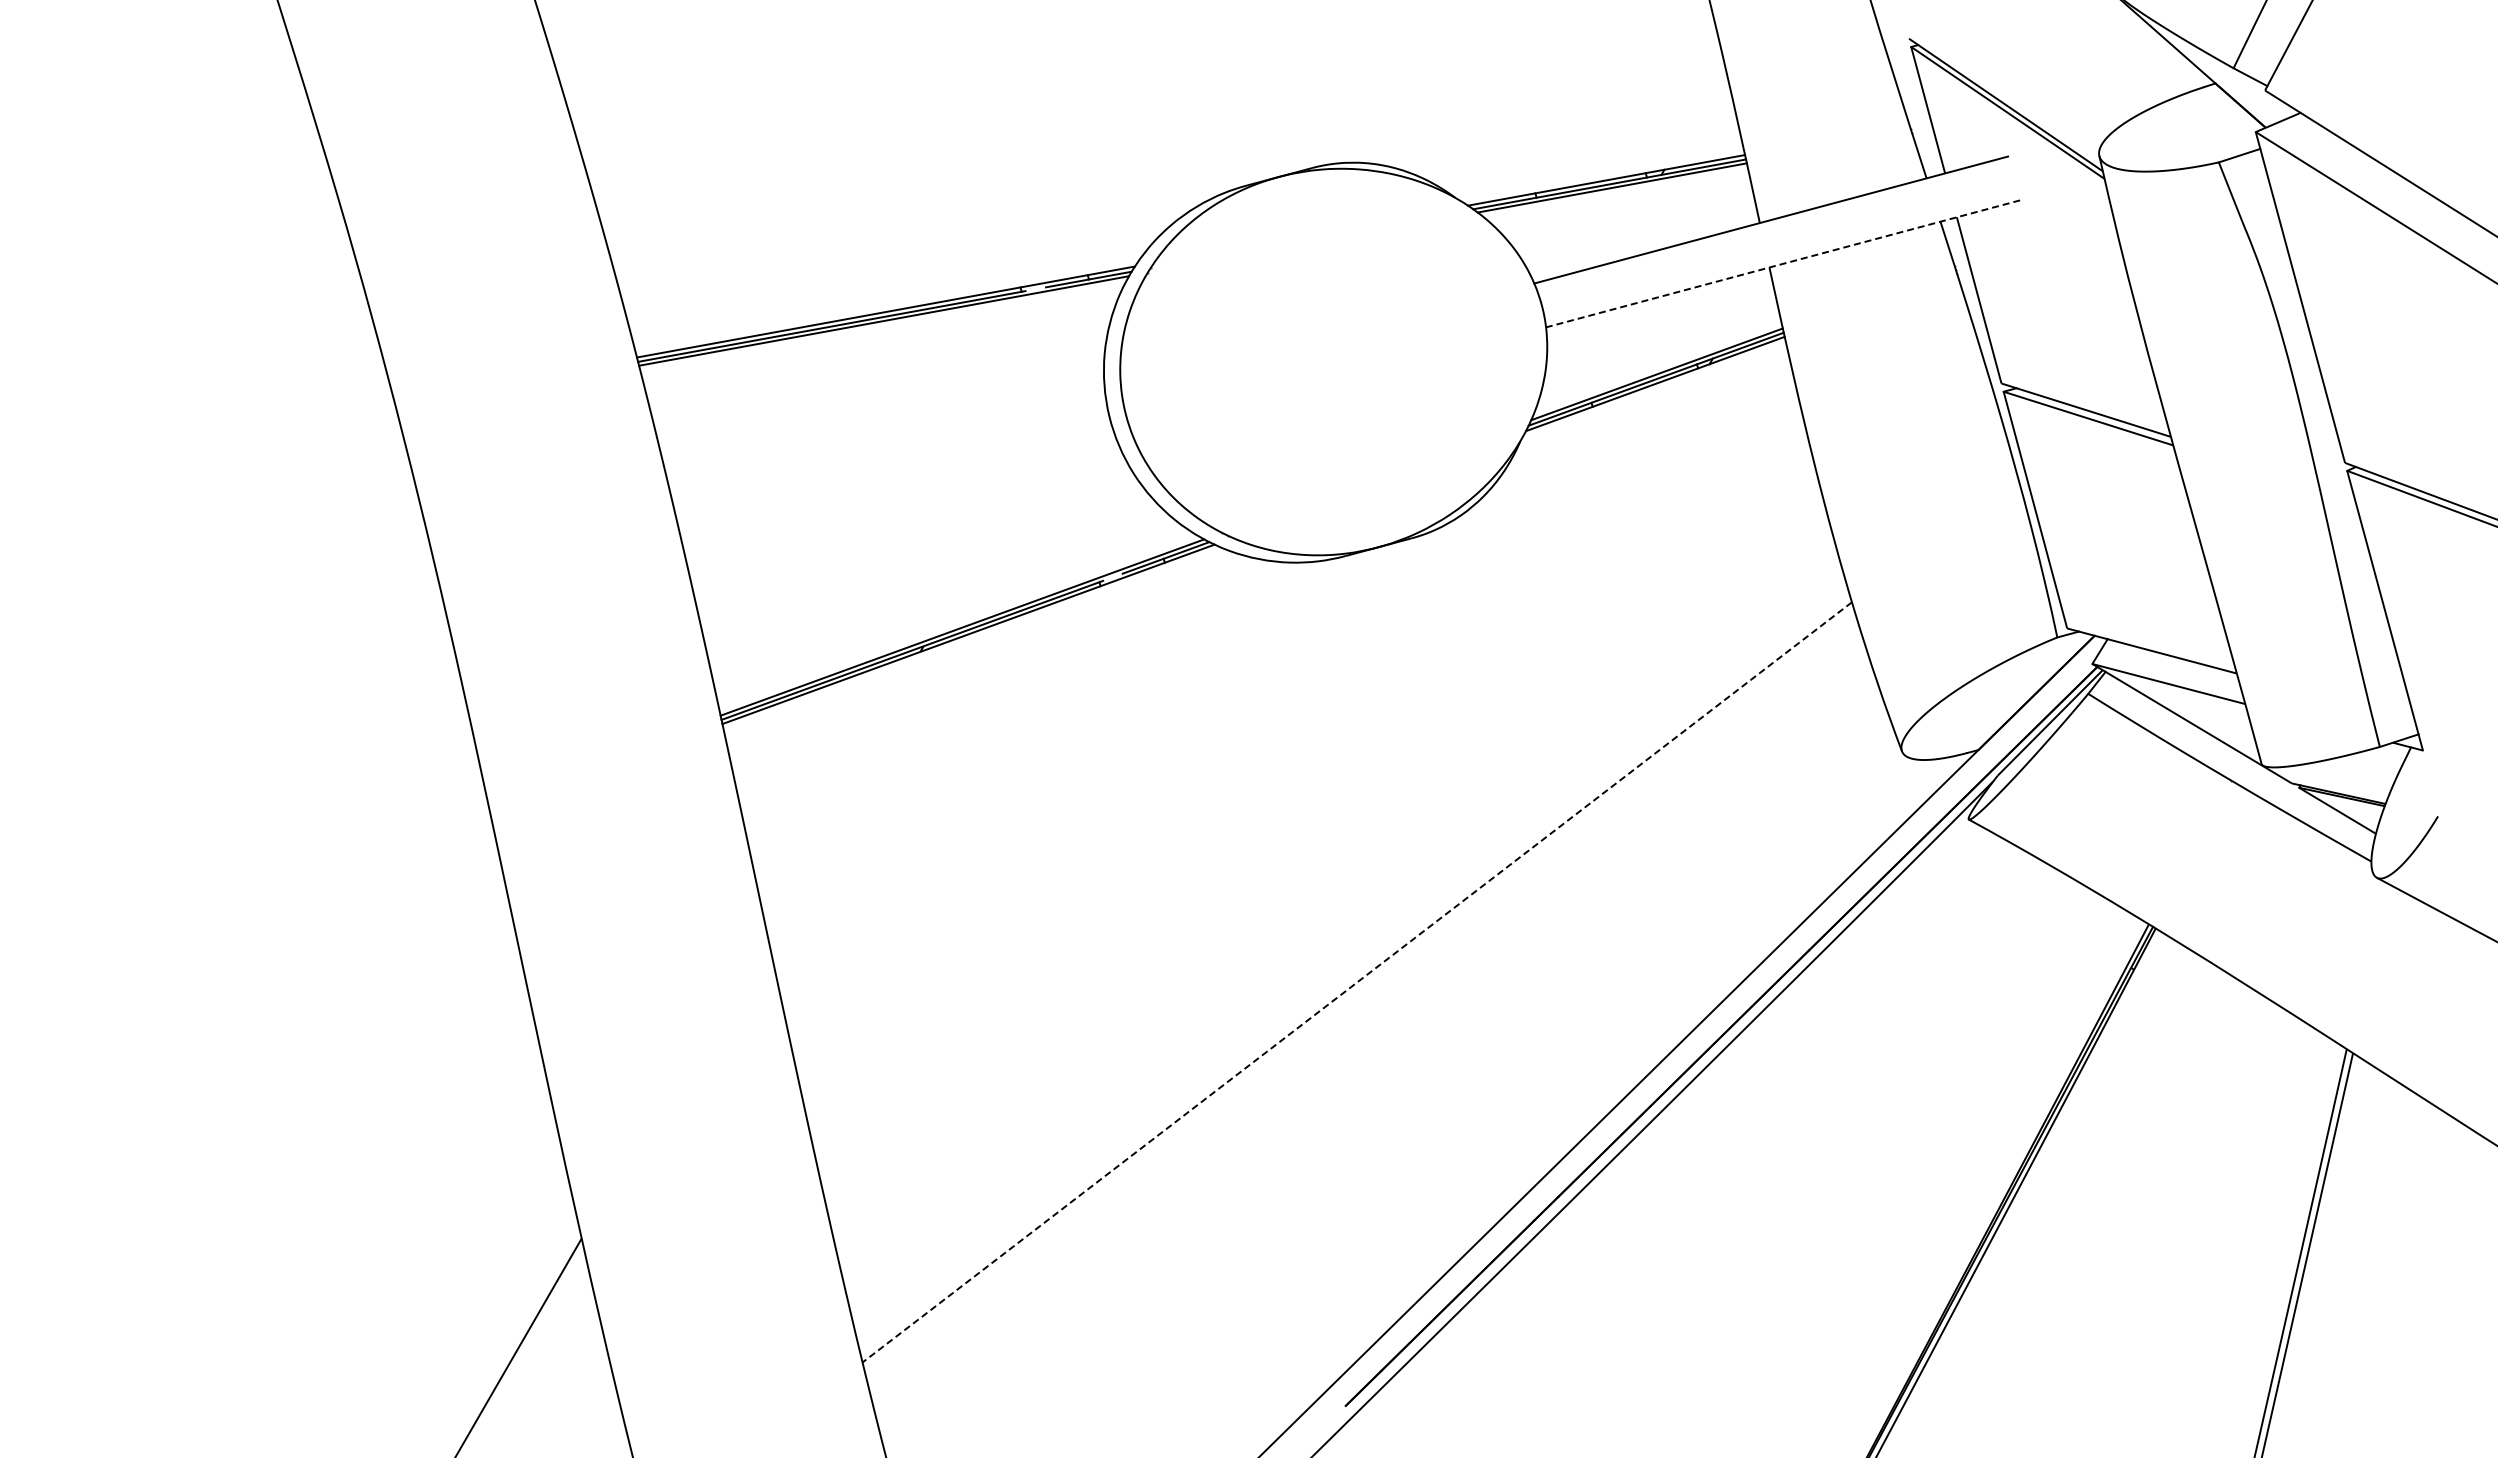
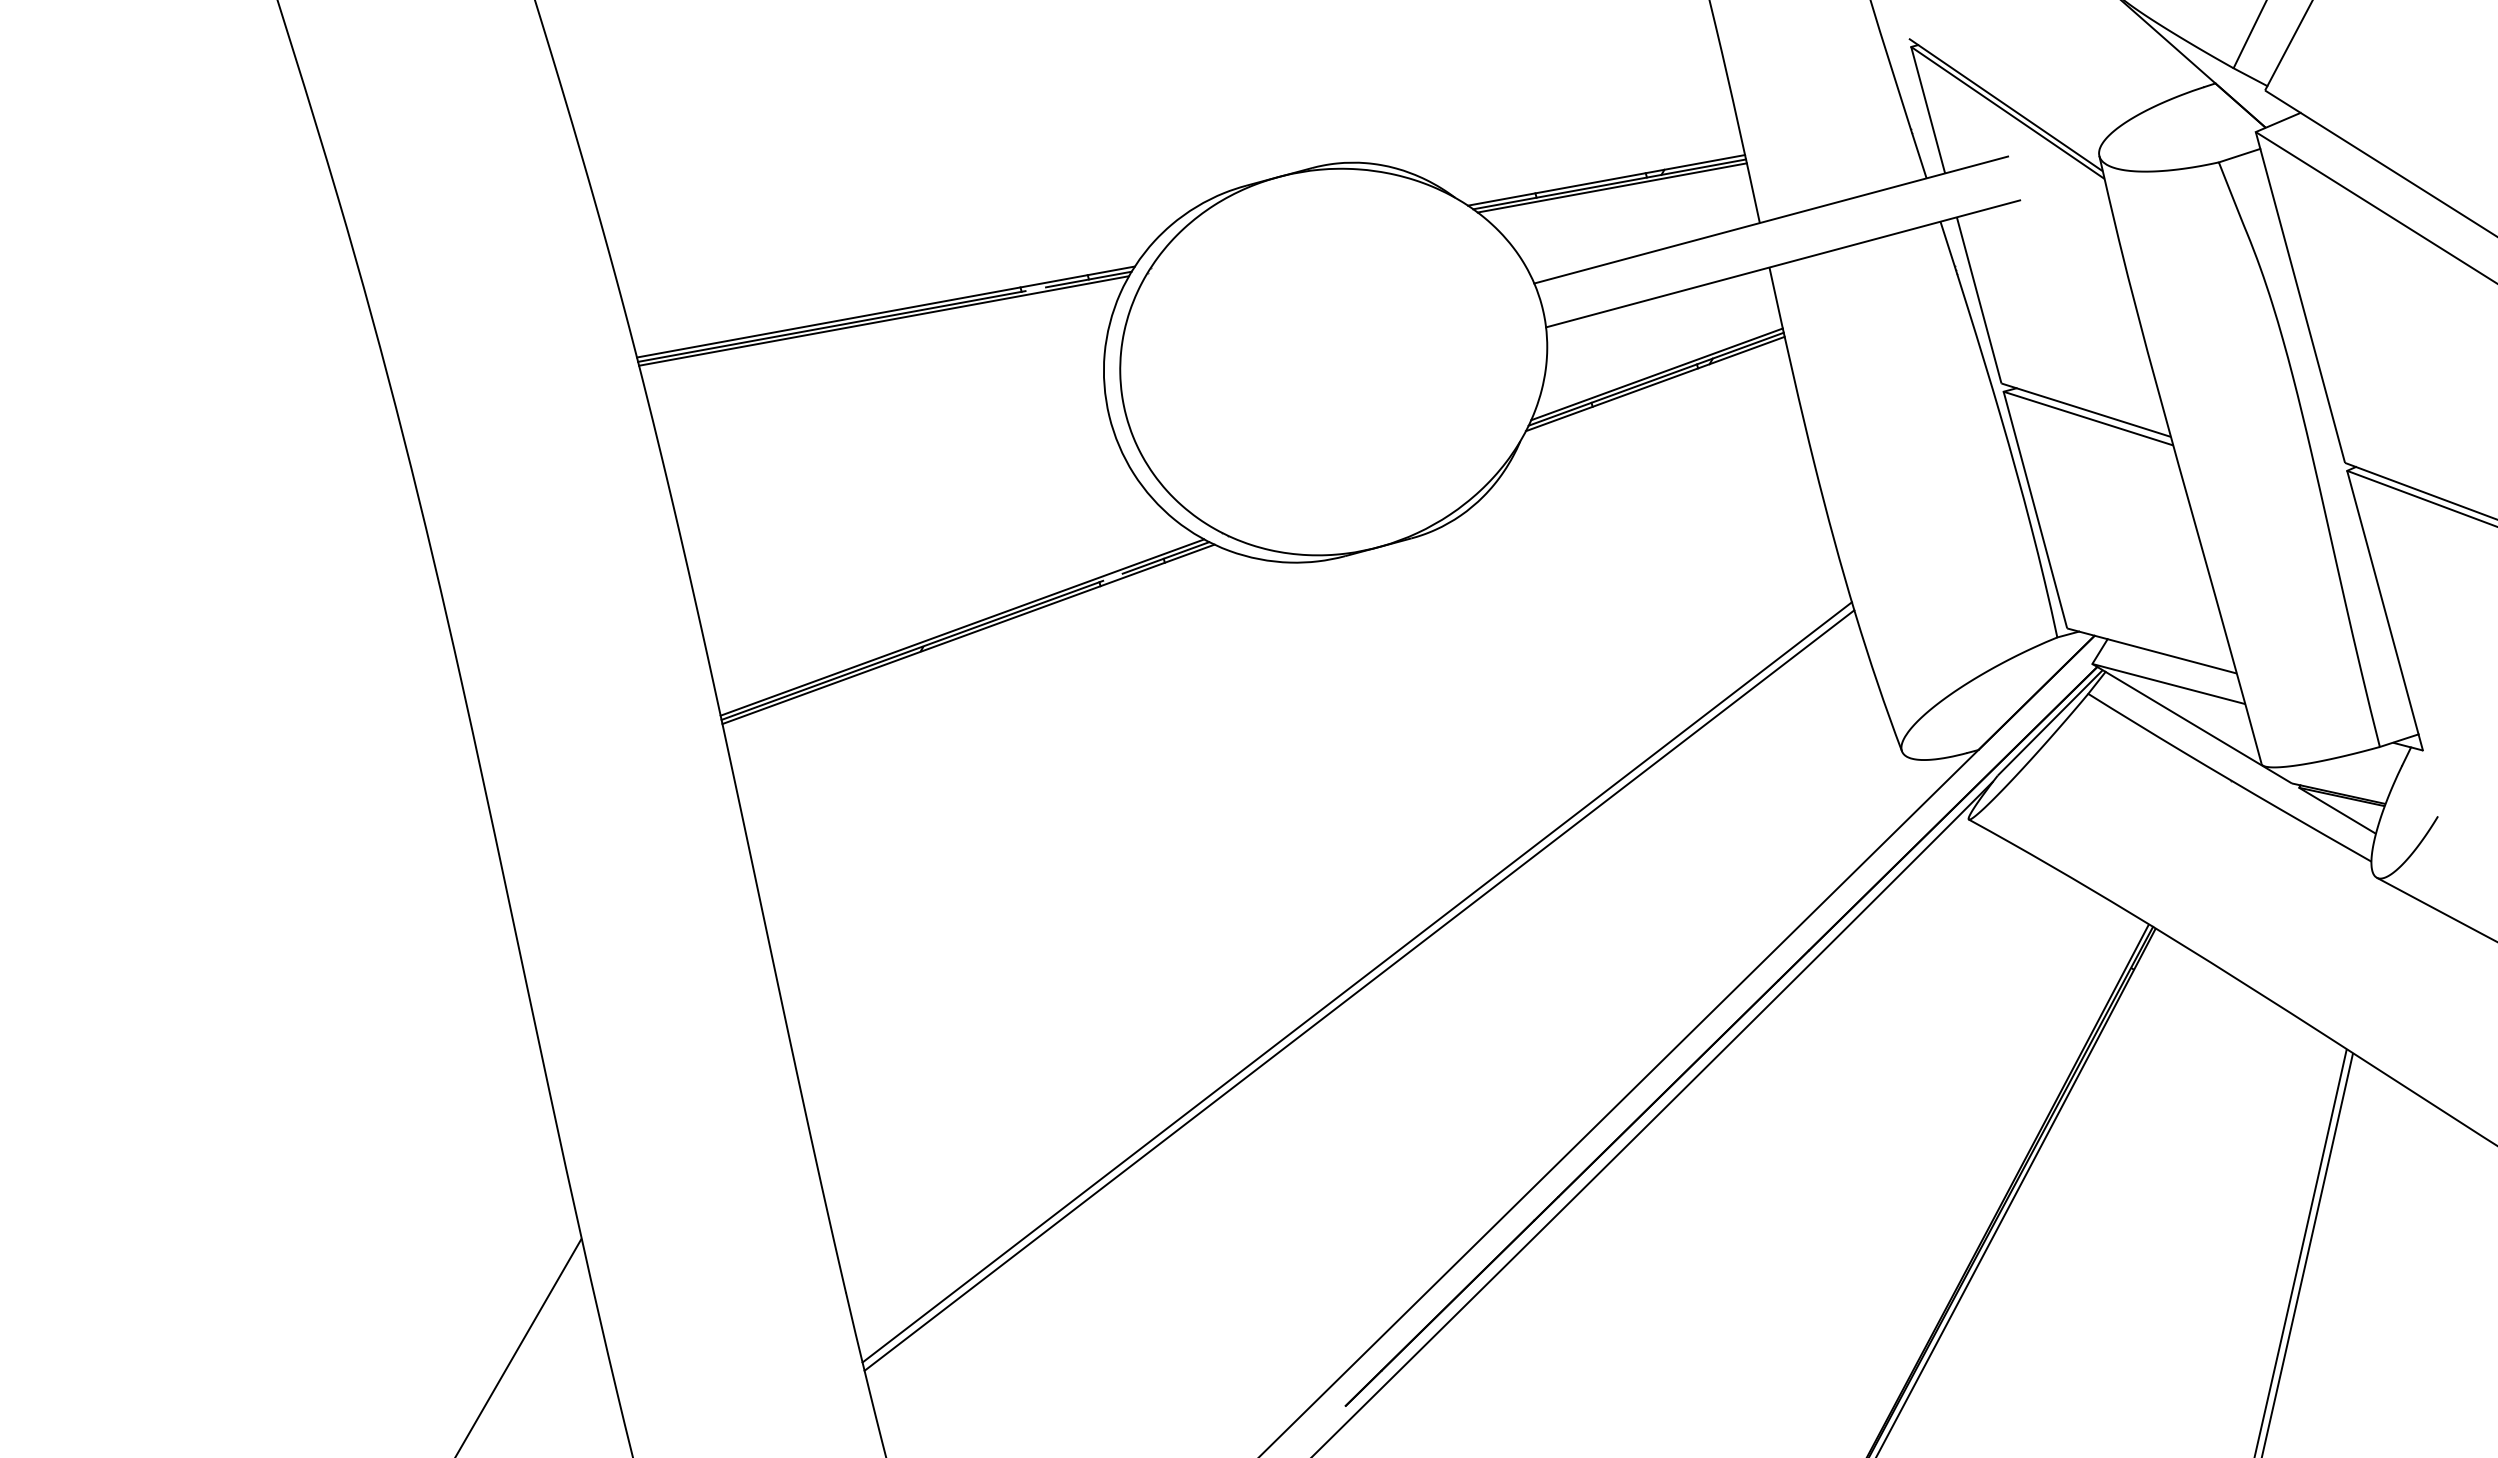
line: dashed -> solid (1782, 264)
line: dashed -> solid (1357, 982)
line: none -> present (1359, 990)
